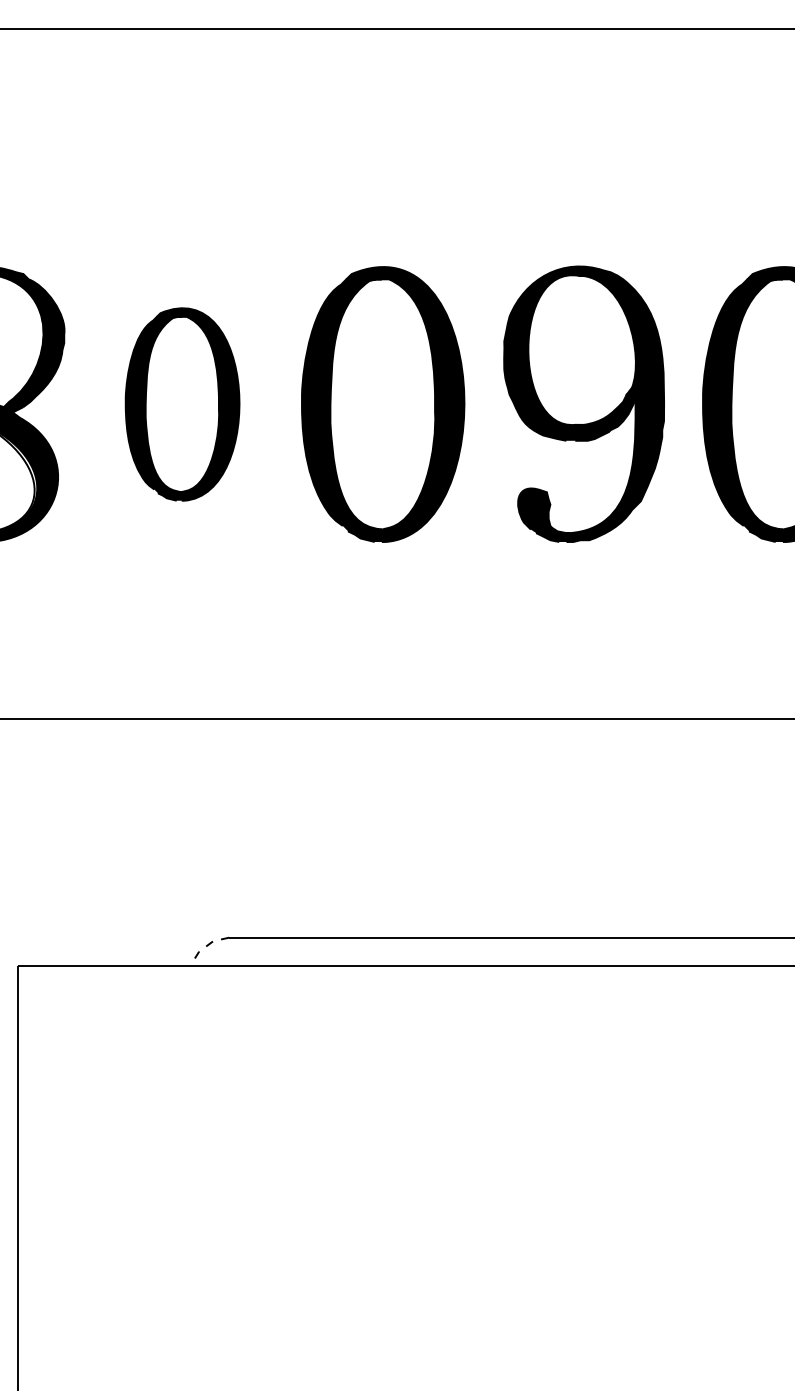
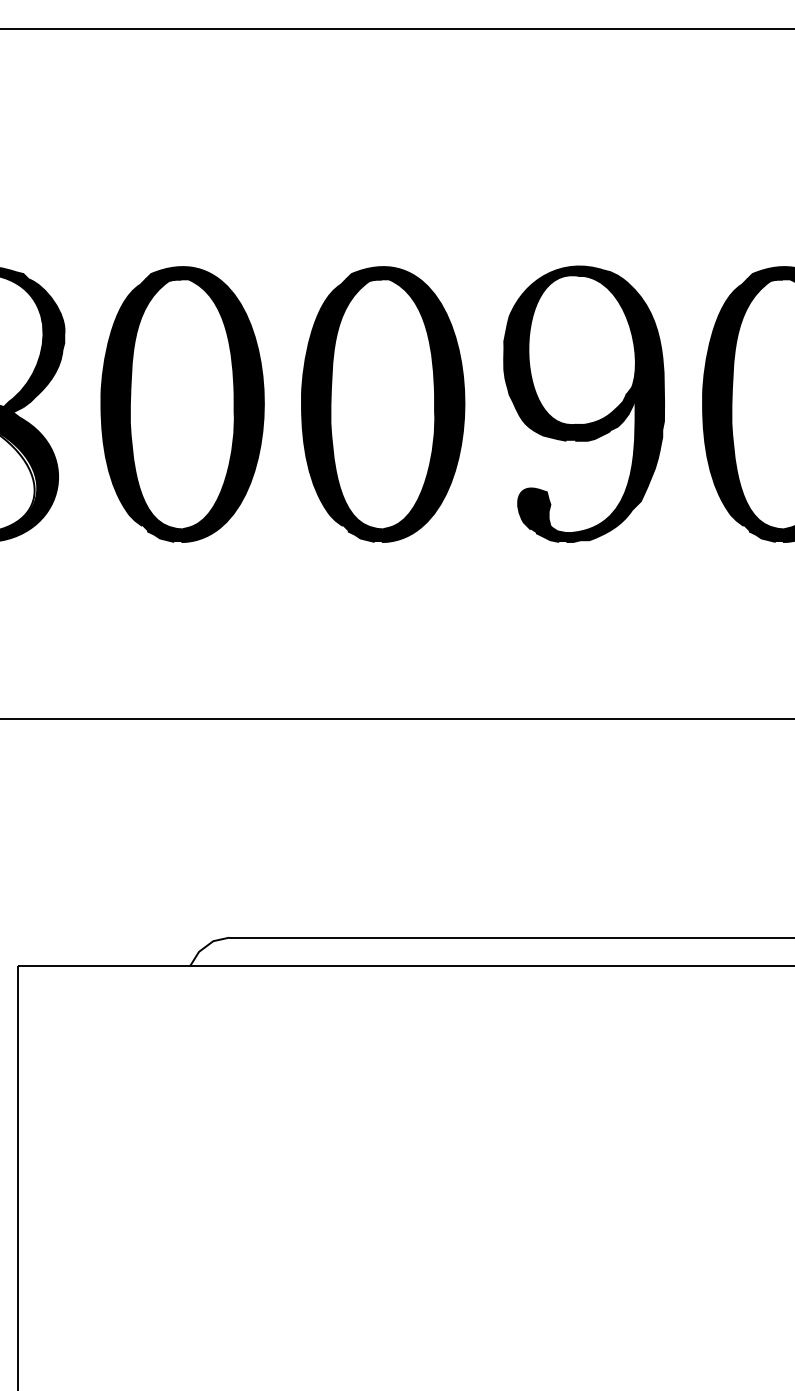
part size: 117x195 px -> 165x277 px (182, 404)
line: dashed -> solid (206, 946)
